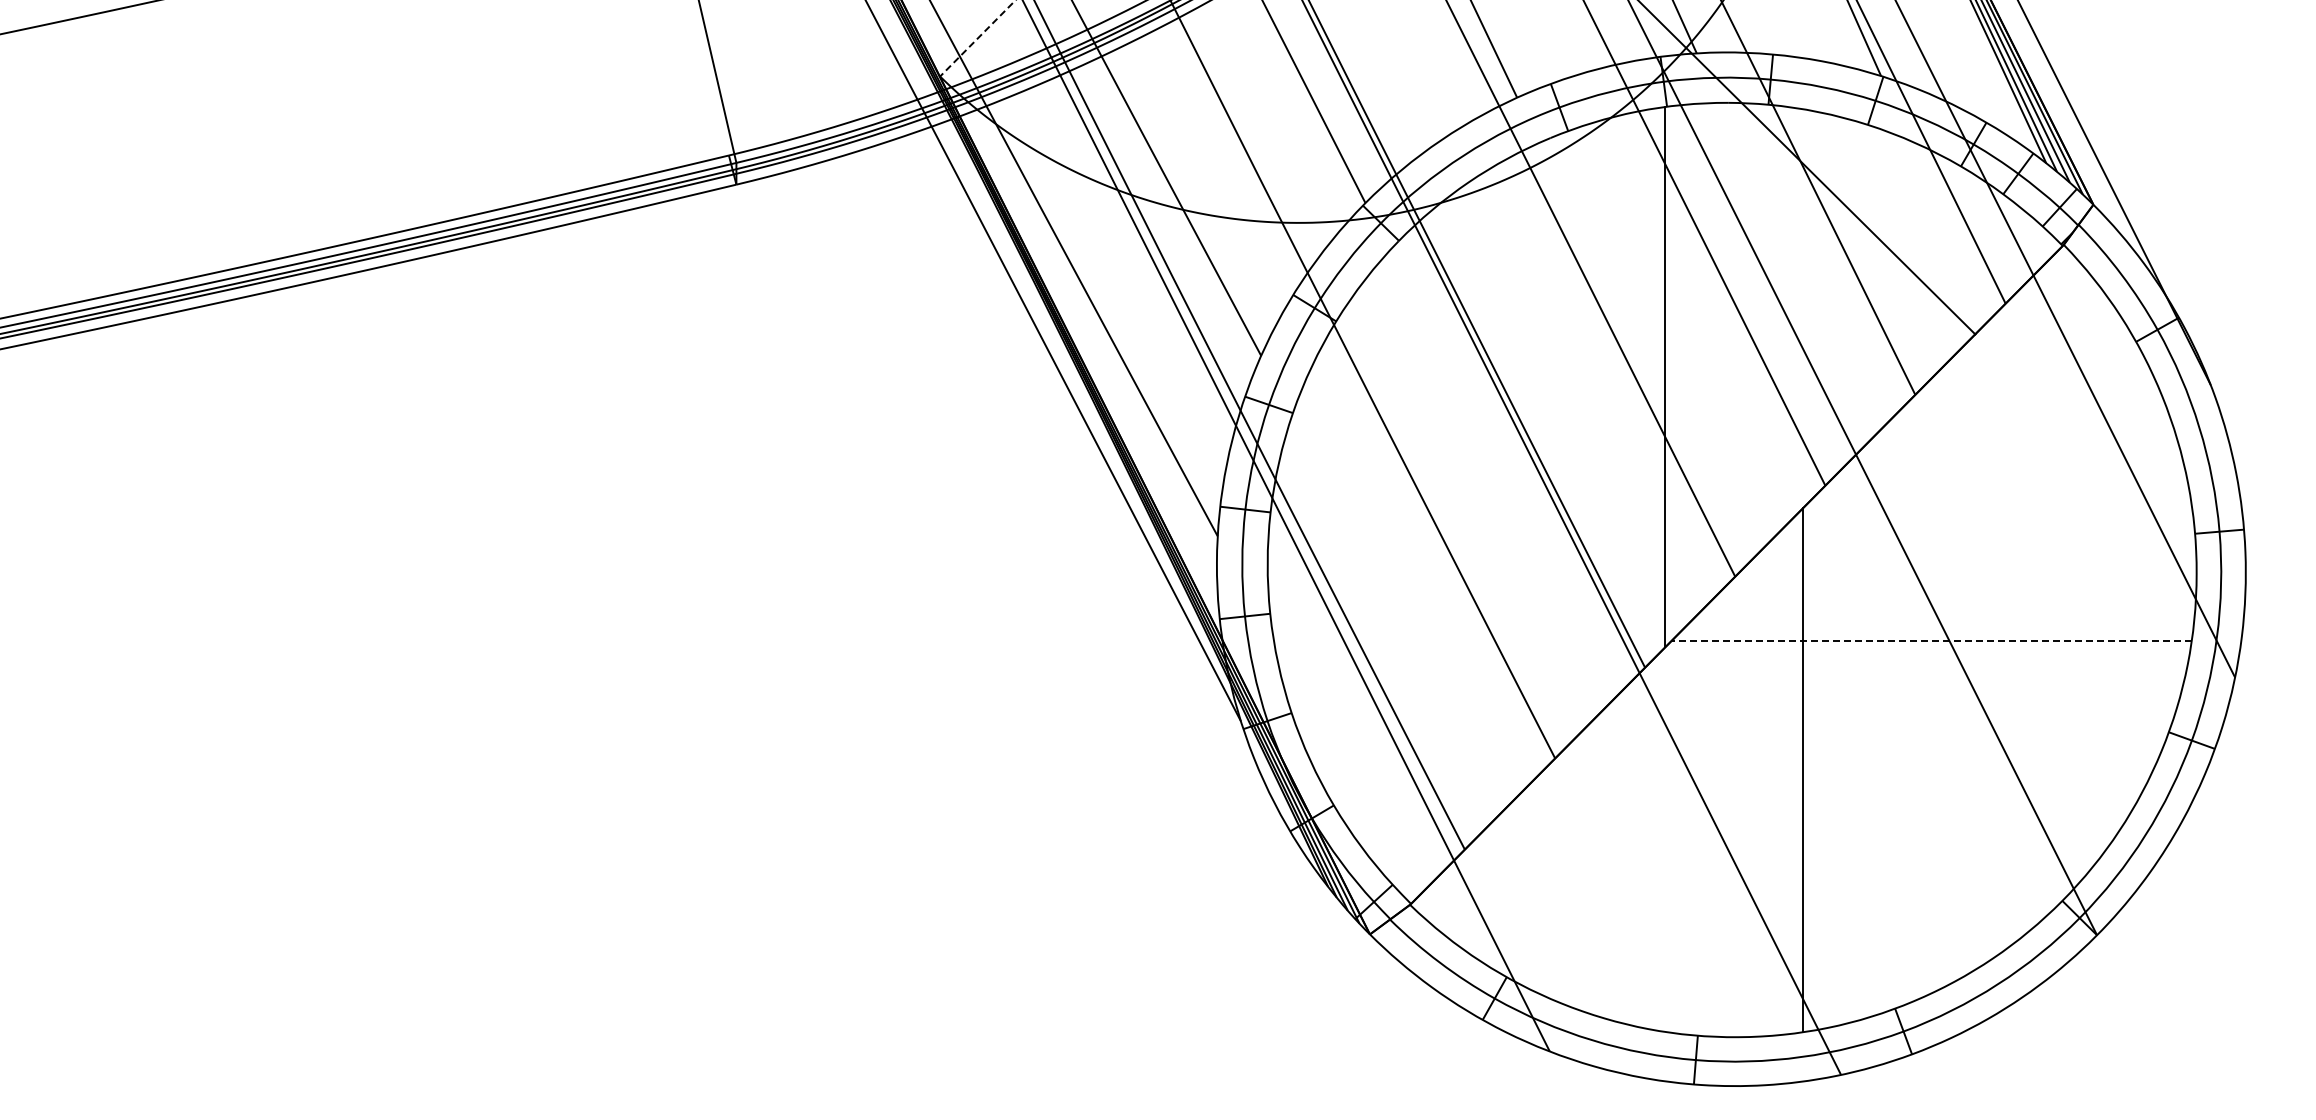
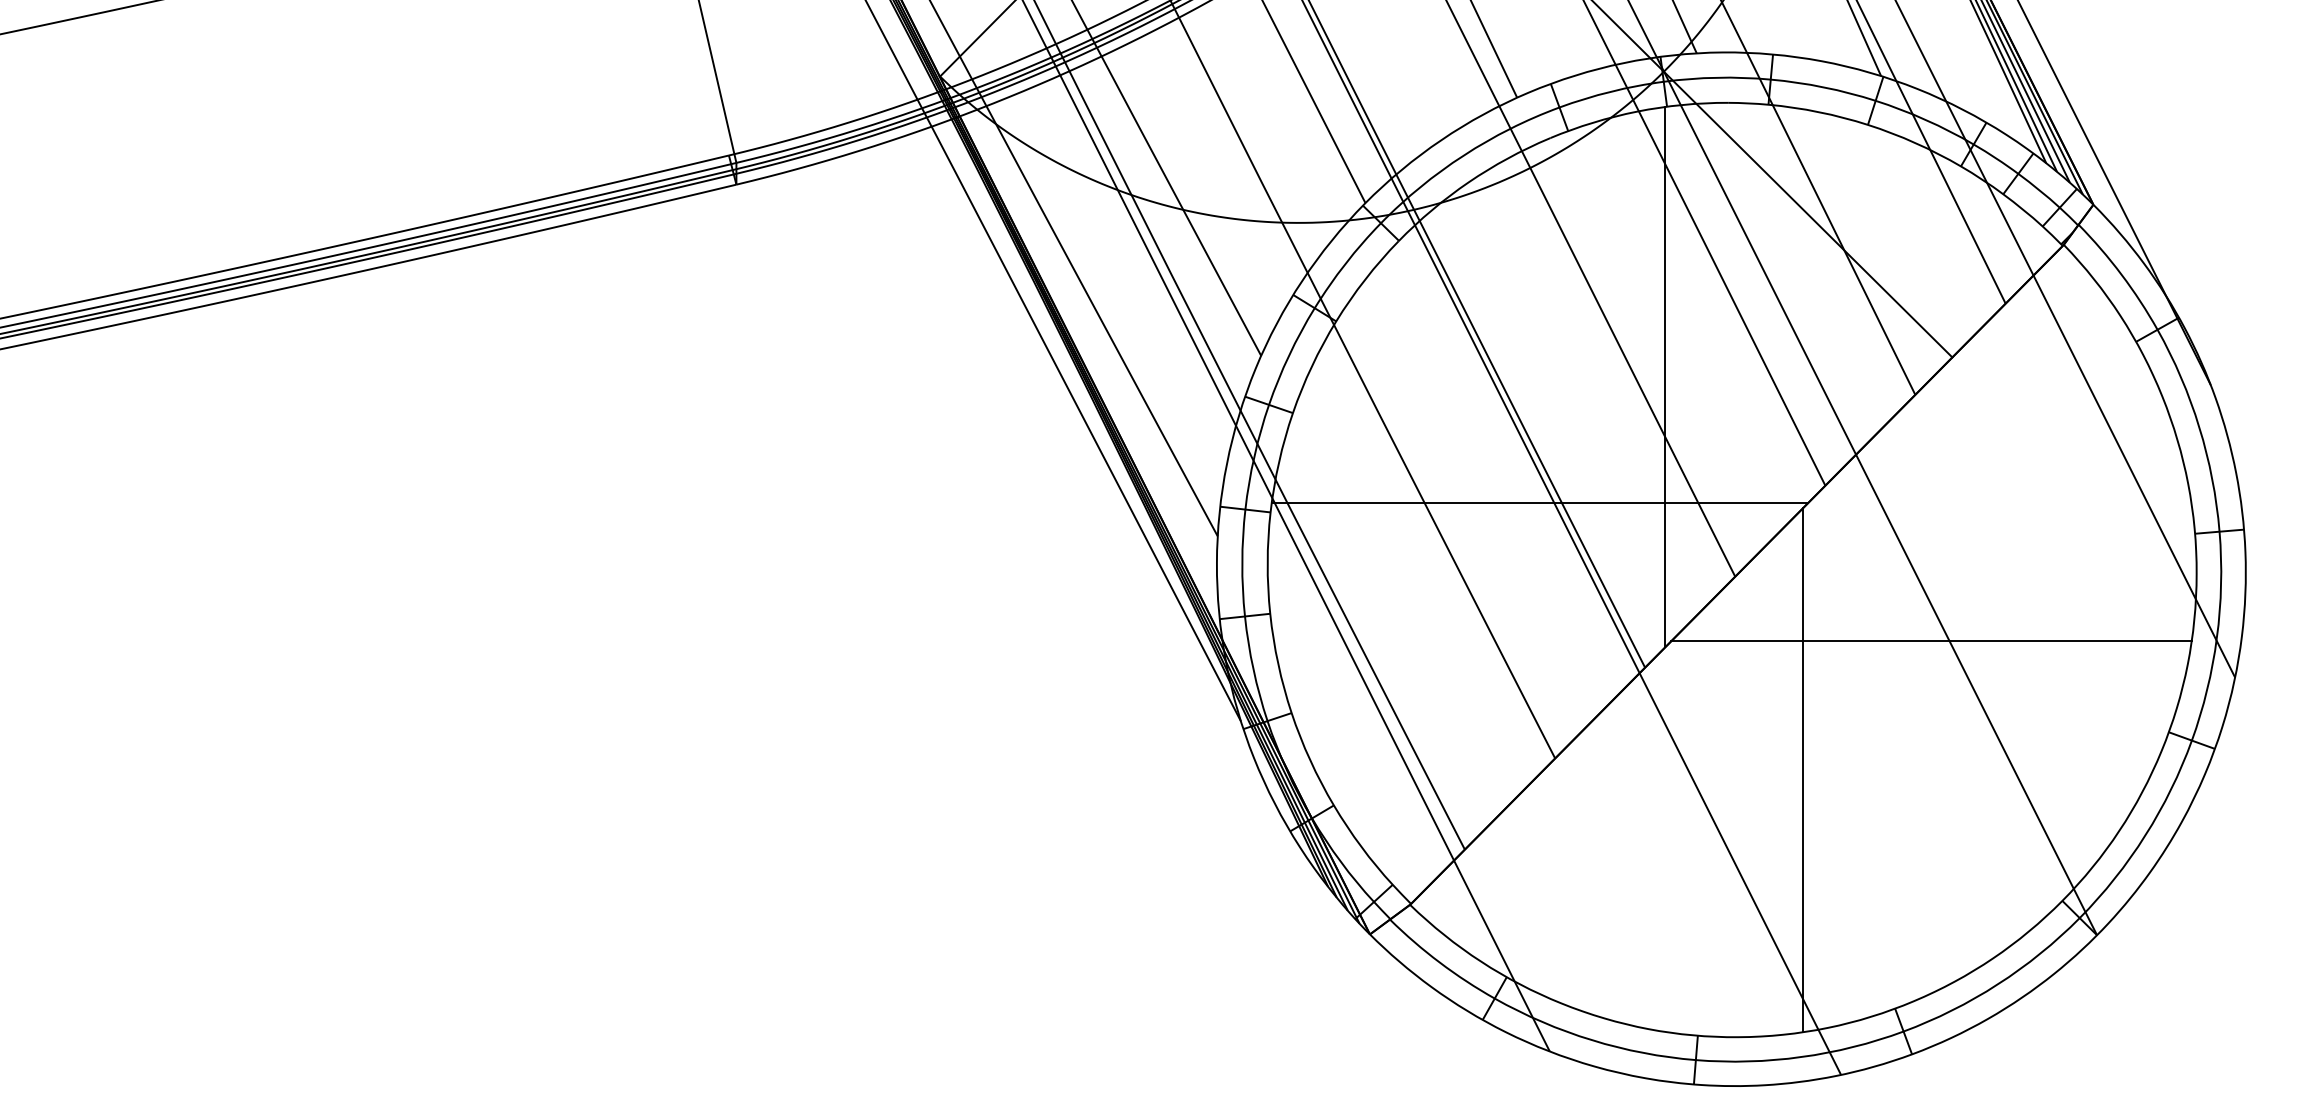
line: dashed -> solid (977, 38)
line position: (1807, 168) -> (1773, 179) (1773, 179)
line: none -> present (1539, 503)
line: dashed -> solid (1931, 641)
